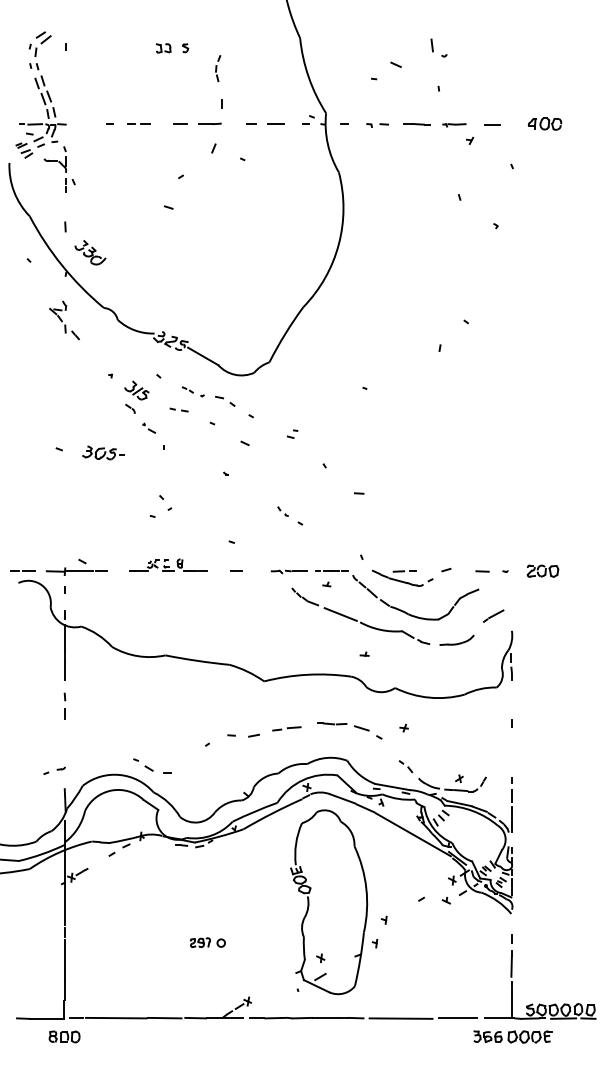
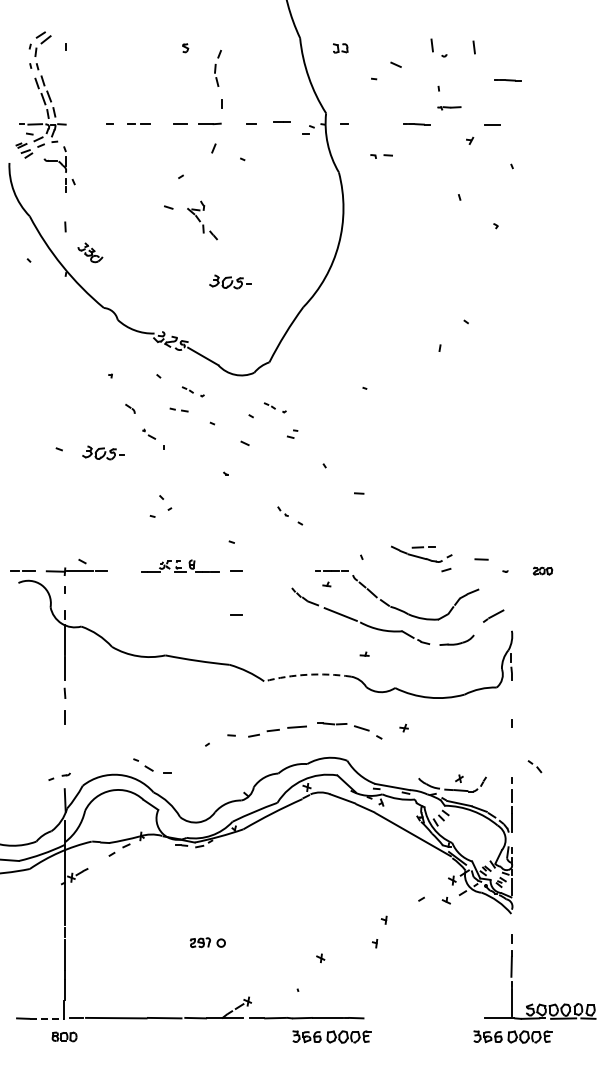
line: none -> present (473, 47)
part position: (163, 48) -> (340, 48) (340, 48)
part size: 7x28 px -> 8x37 px (217, 68)
line: none -> present (507, 80)
part position: (308, 119) -> (308, 129) (308, 129)
line position: (275, 123) -> (281, 121) (281, 121)
part: present -> none (545, 123)
part position: (377, 125) -> (381, 156) (381, 156)
line position: (454, 125) -> (449, 108) (449, 108)
part size: 33x26 px -> 27x22 px (90, 252)
part: none -> present (230, 281)
part position: (64, 320) -> (202, 220) (202, 220)
part: present -> none (136, 390)
part: present -> none (225, 400)
part: none -> present (274, 407)
part position: (149, 427) -> (149, 433) (149, 433)
part position: (168, 564) -> (180, 565) (180, 565)
part size: 34x14 px -> 22x10 px (542, 570)
part: present -> none (288, 571)
line position: (482, 571) -> (481, 559) (481, 559)
part position: (402, 577) -> (421, 553) (421, 553)
line: none -> present (236, 614)
arc: solid -> dashed (307, 674)
part size: 4x28 px -> 4x38 px (64, 705)
part size: 30x6 px -> 41x8 px (286, 728)
part position: (405, 766) -> (534, 766) (534, 766)
part position: (54, 770) -> (59, 776) (59, 776)
part: present -> none (309, 902)
line: solid -> dashed (47, 1018)
line: present -> none (400, 1018)
line: present -> none (457, 1018)
part size: 33x14 px -> 27x12 px (64, 1036)
part: none -> present (331, 1036)
